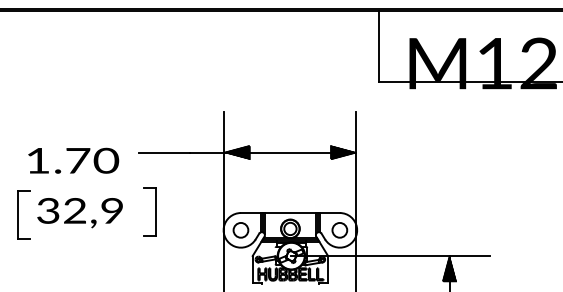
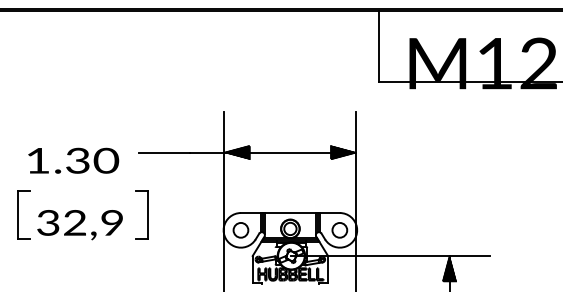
text: 1.70 -> 1.30 (78, 160)
part position: (149, 211) -> (141, 214) (141, 214)
text position: (79, 213) -> (79, 225) (79, 225)
